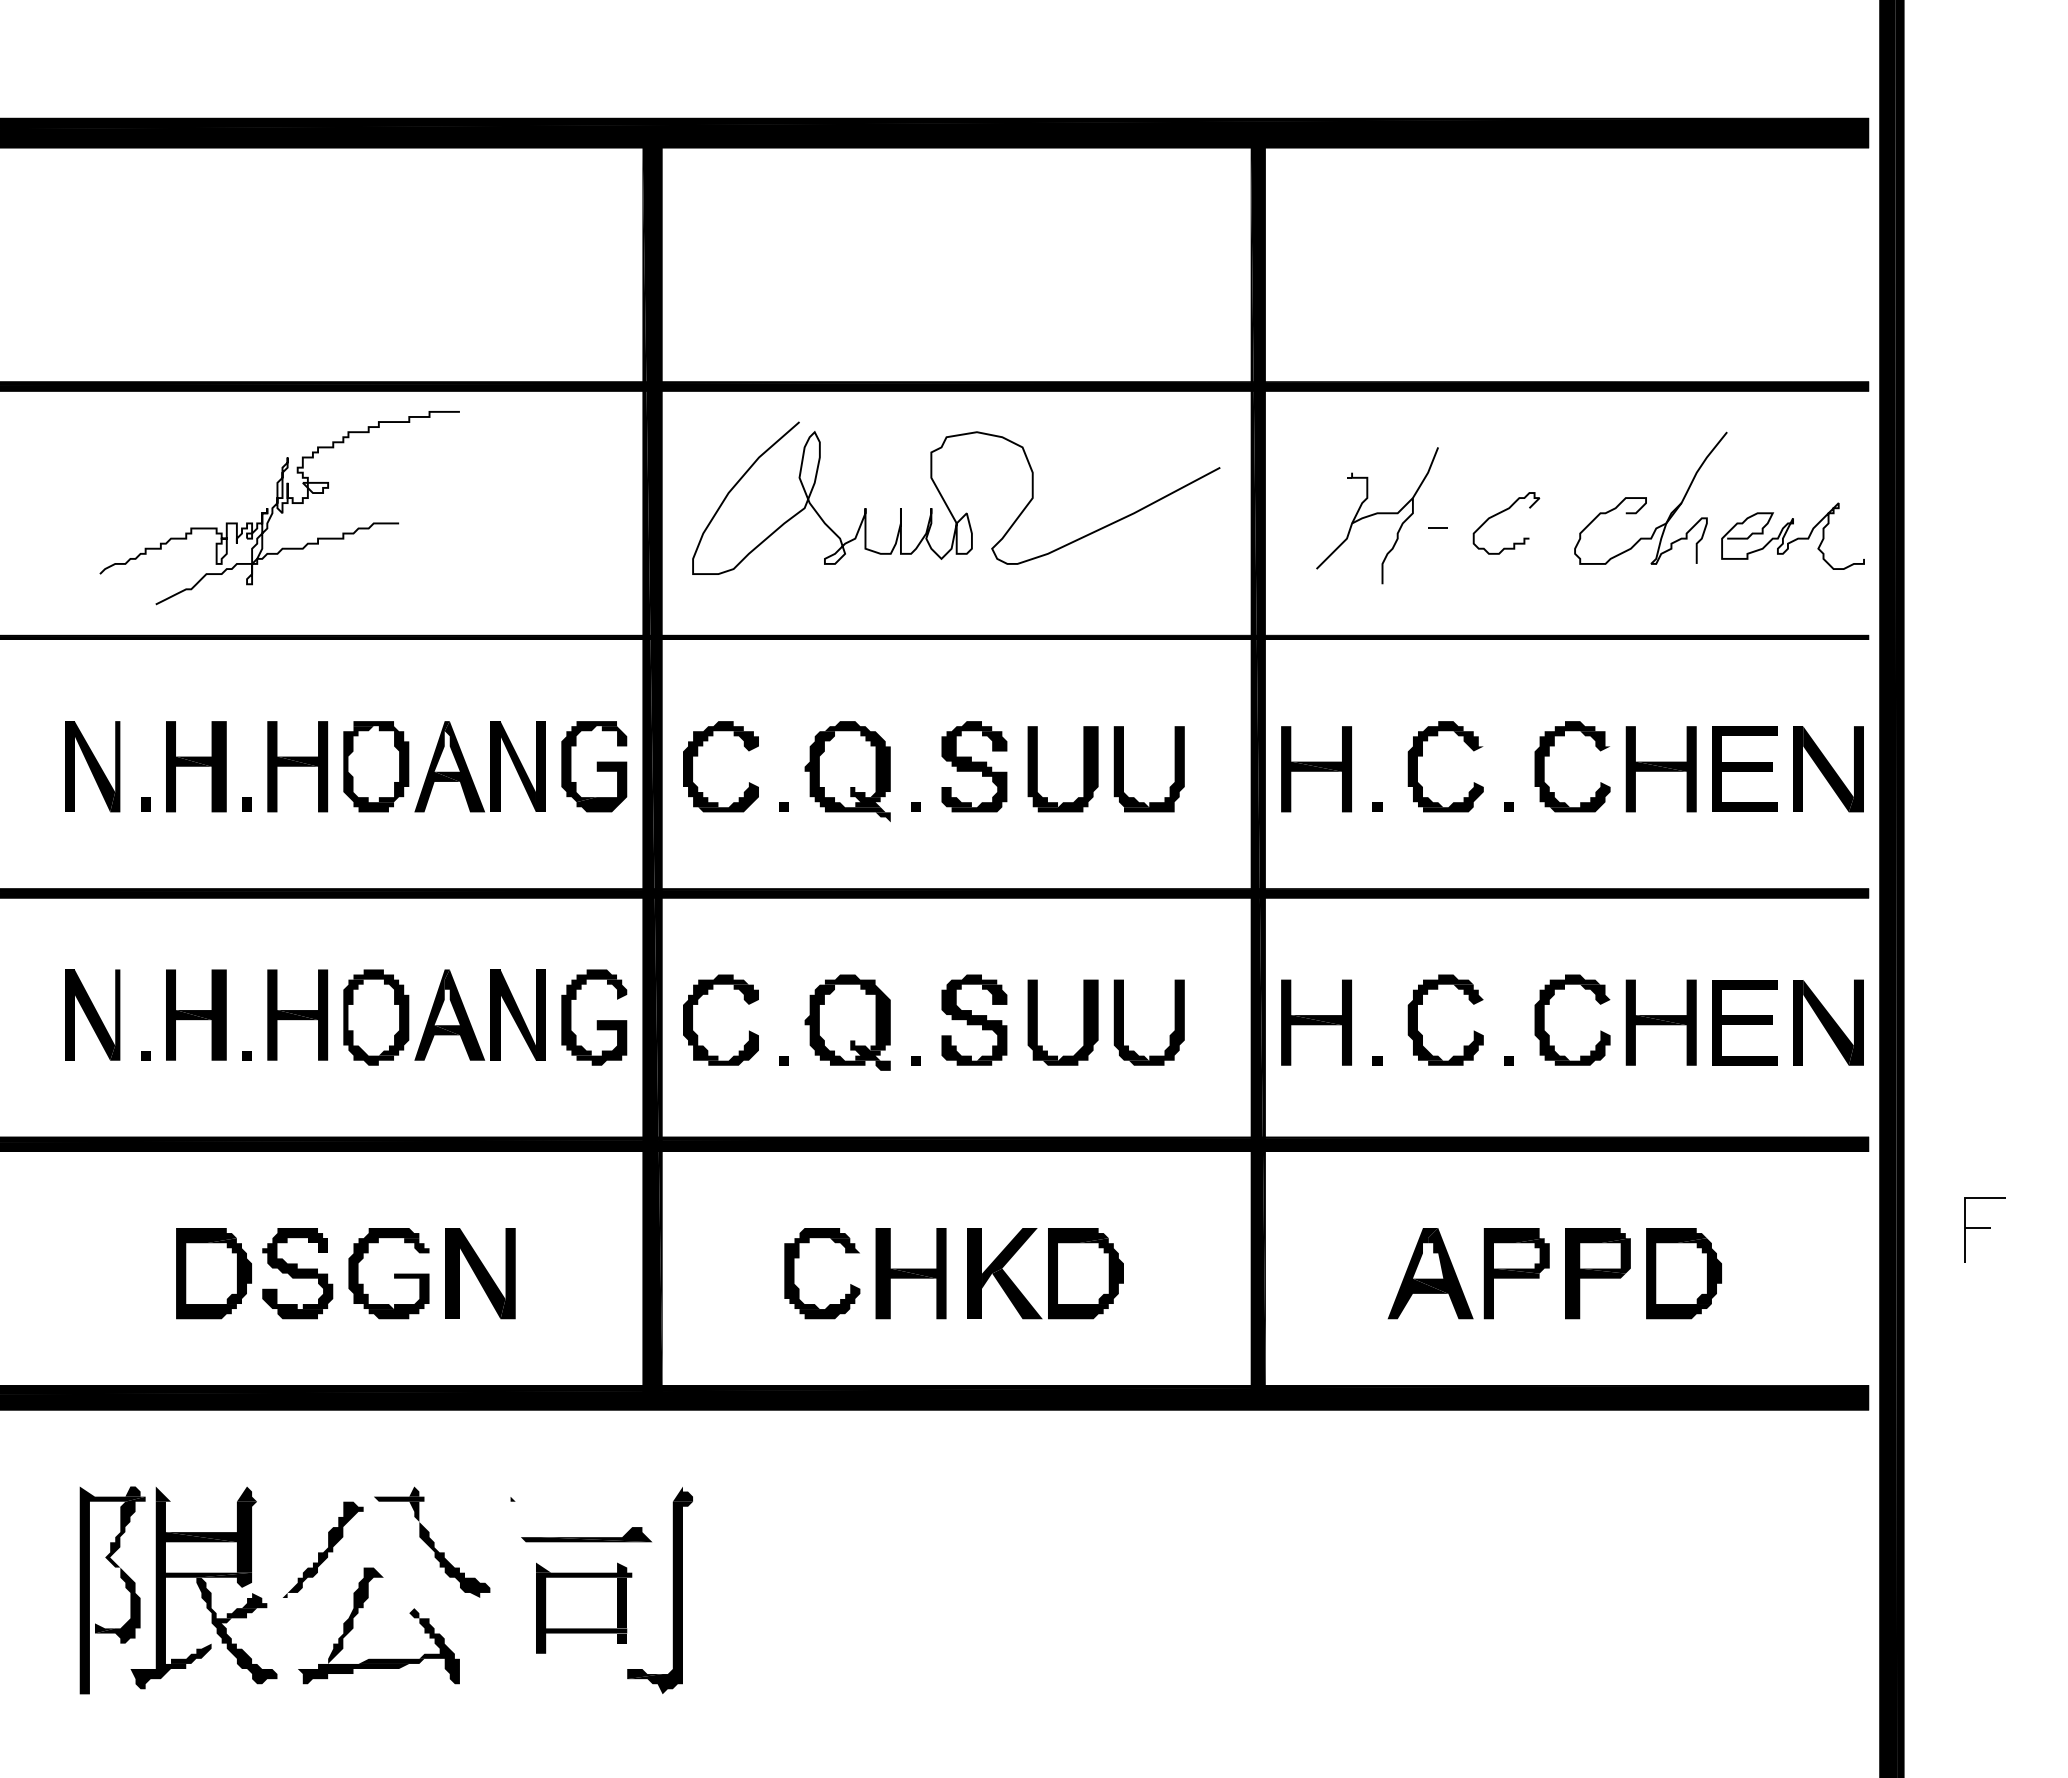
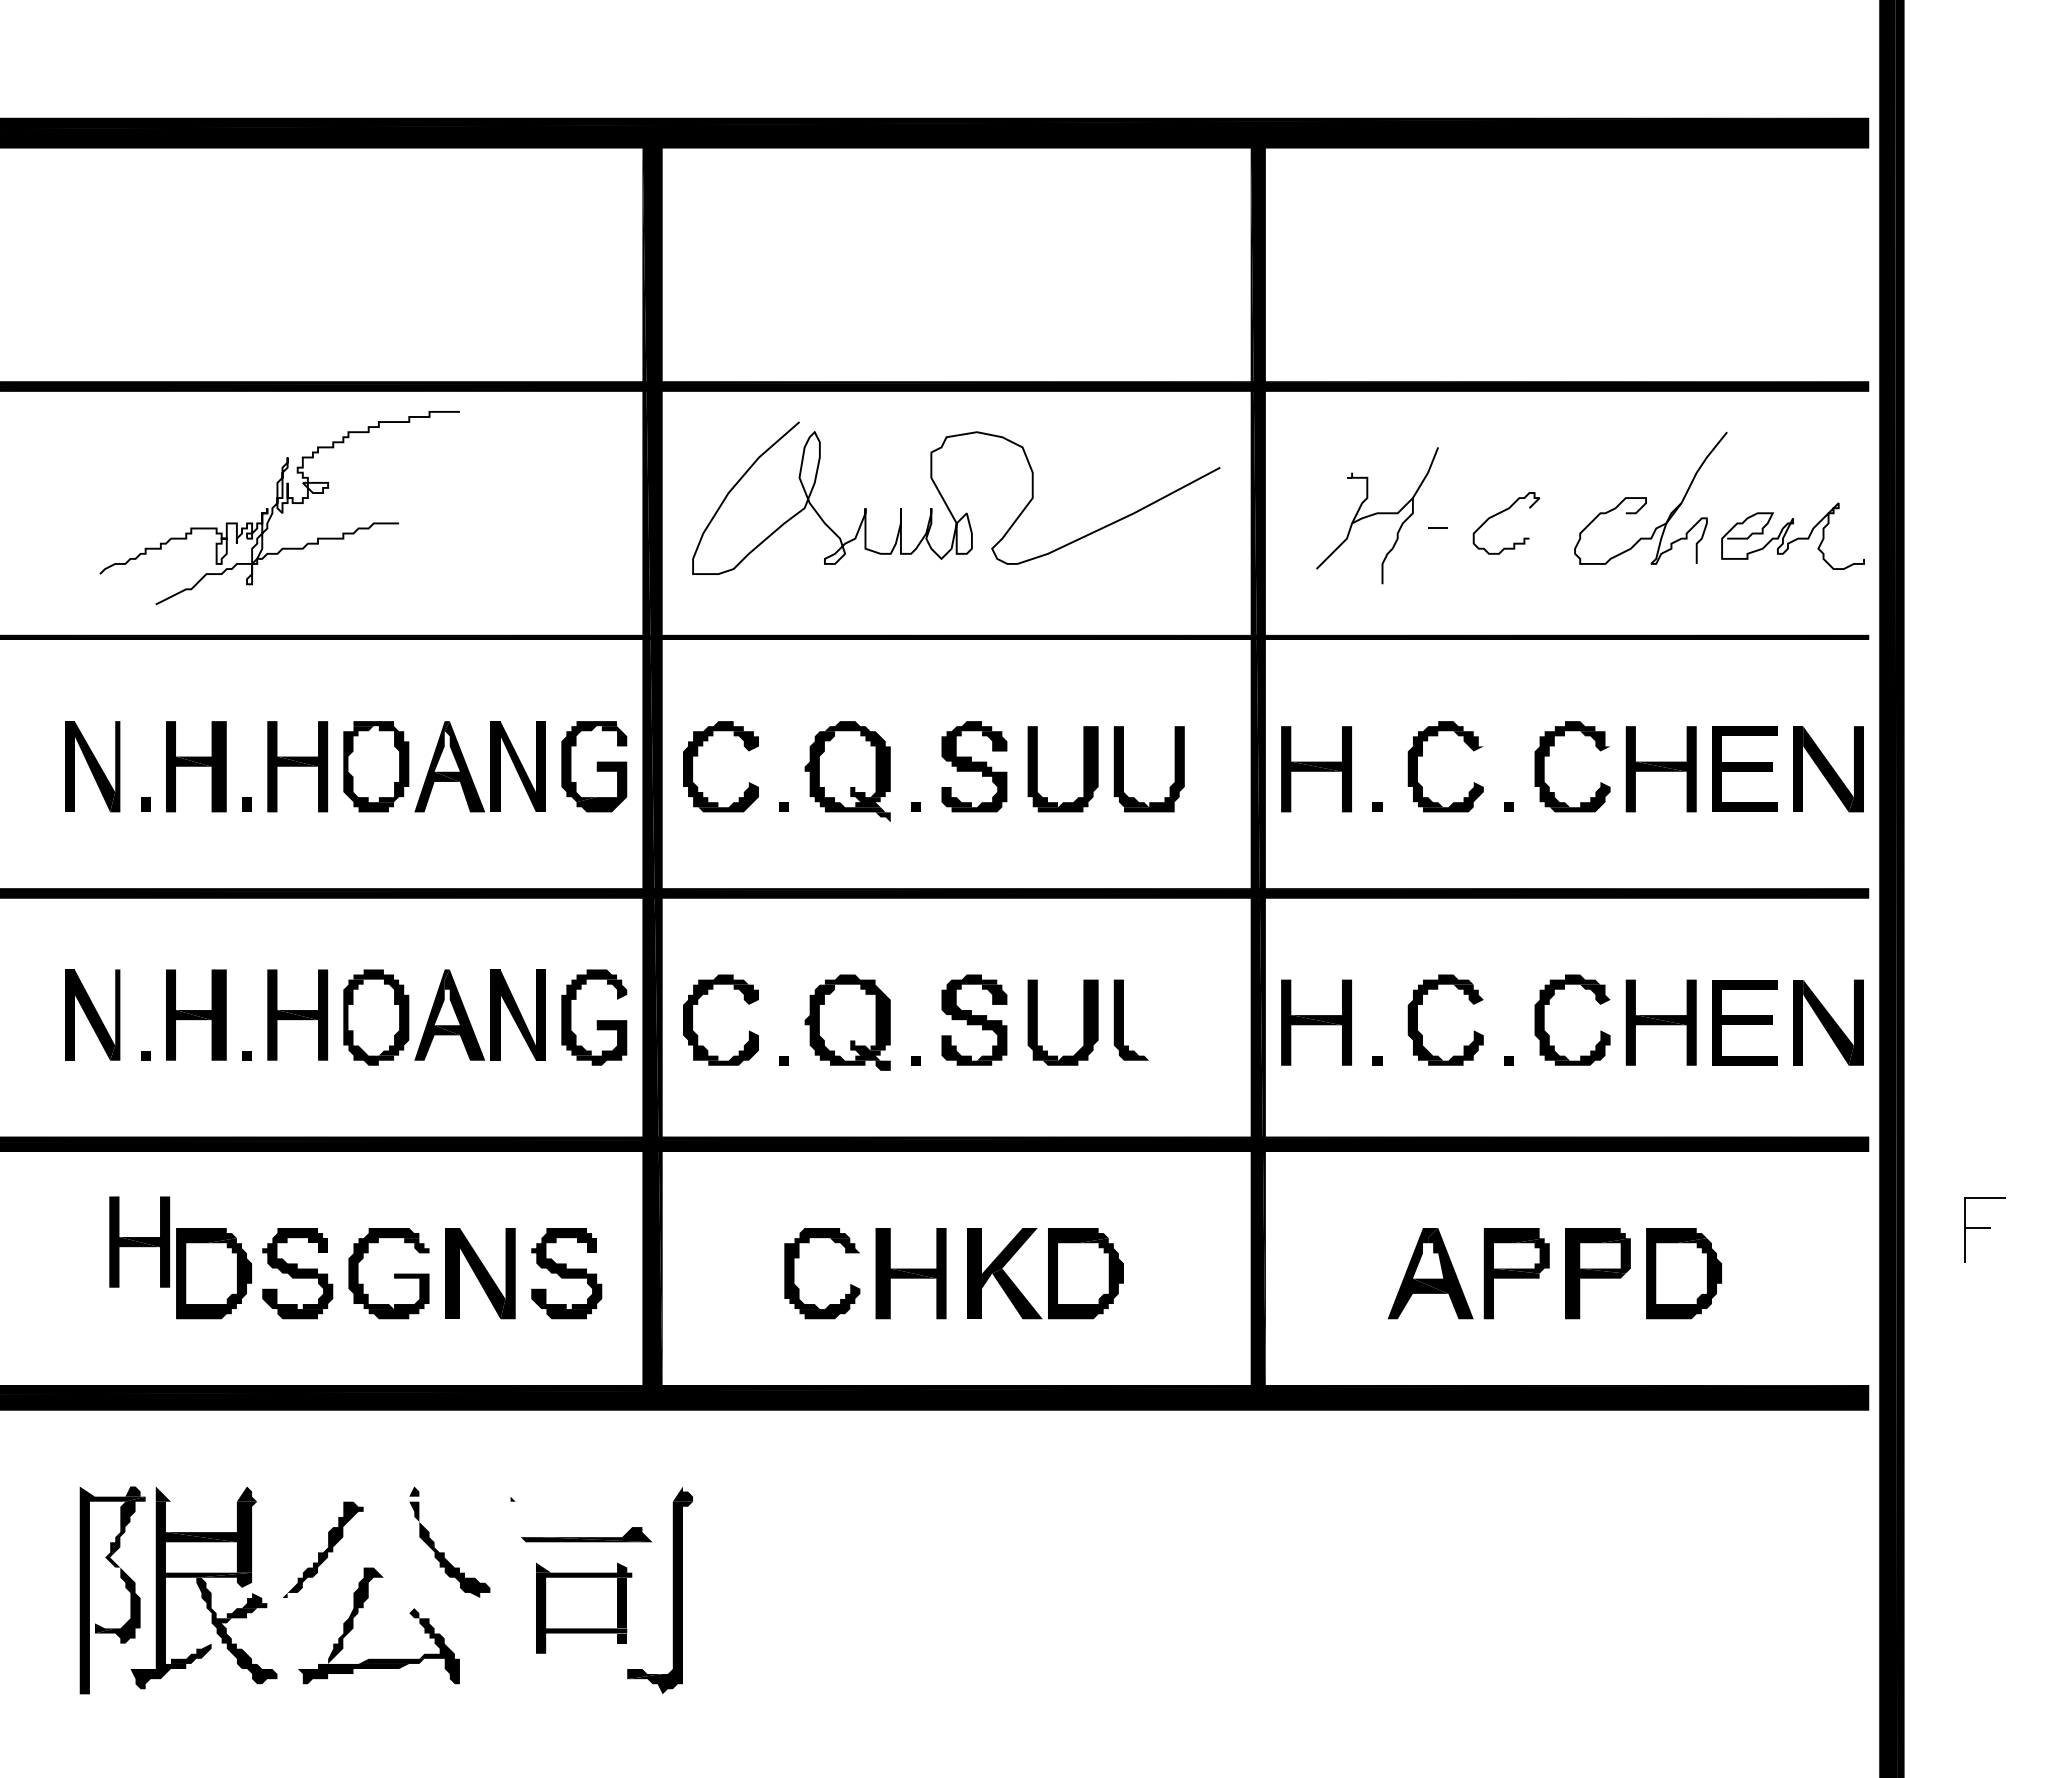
fill: present -> none (1153, 1022)
part: none -> present (139, 1241)
part: none -> present (566, 1273)
fill: present -> none (398, 1498)
